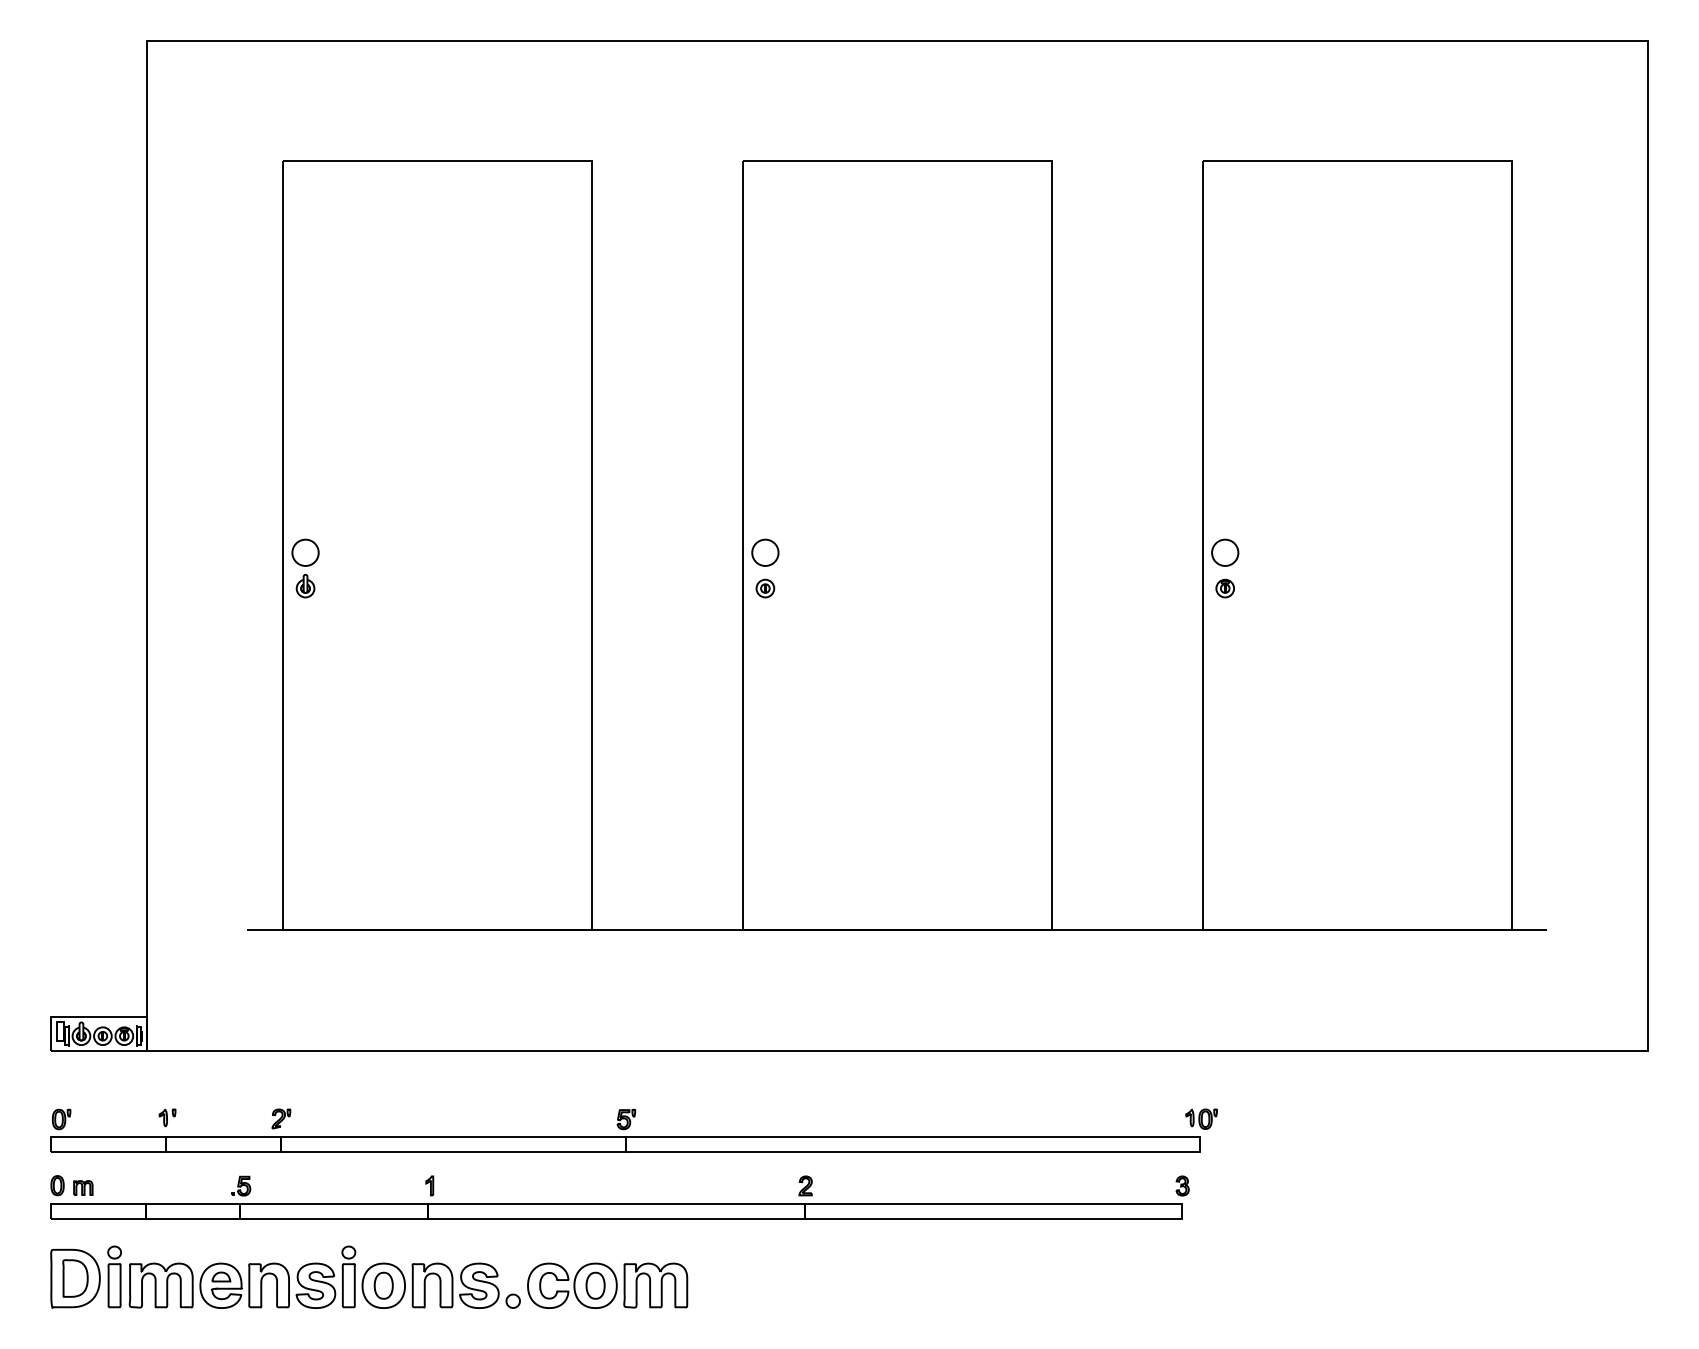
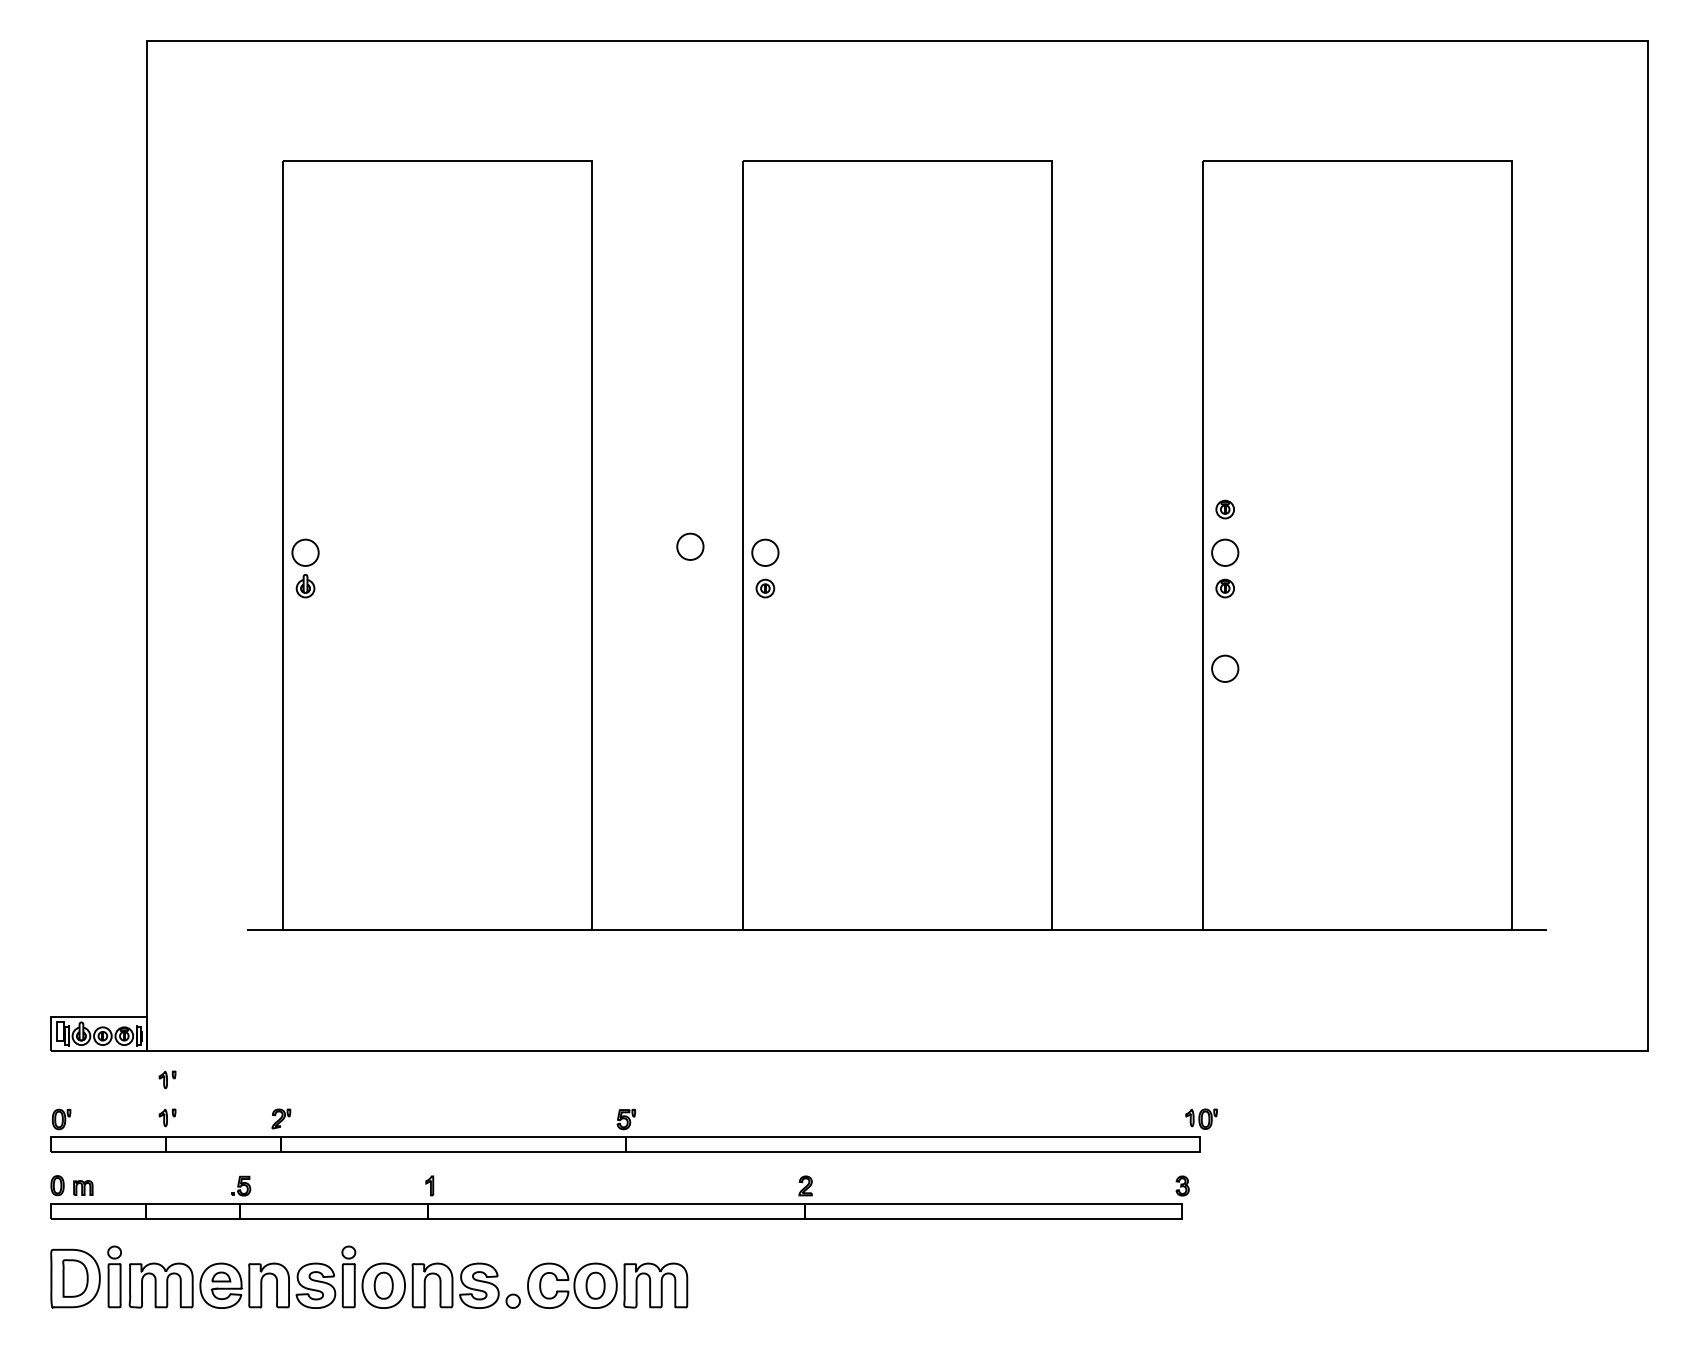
part: none -> present (1224, 509)
circle: none -> present (690, 546)
circle: none -> present (1225, 668)
part: none -> present (167, 1079)
